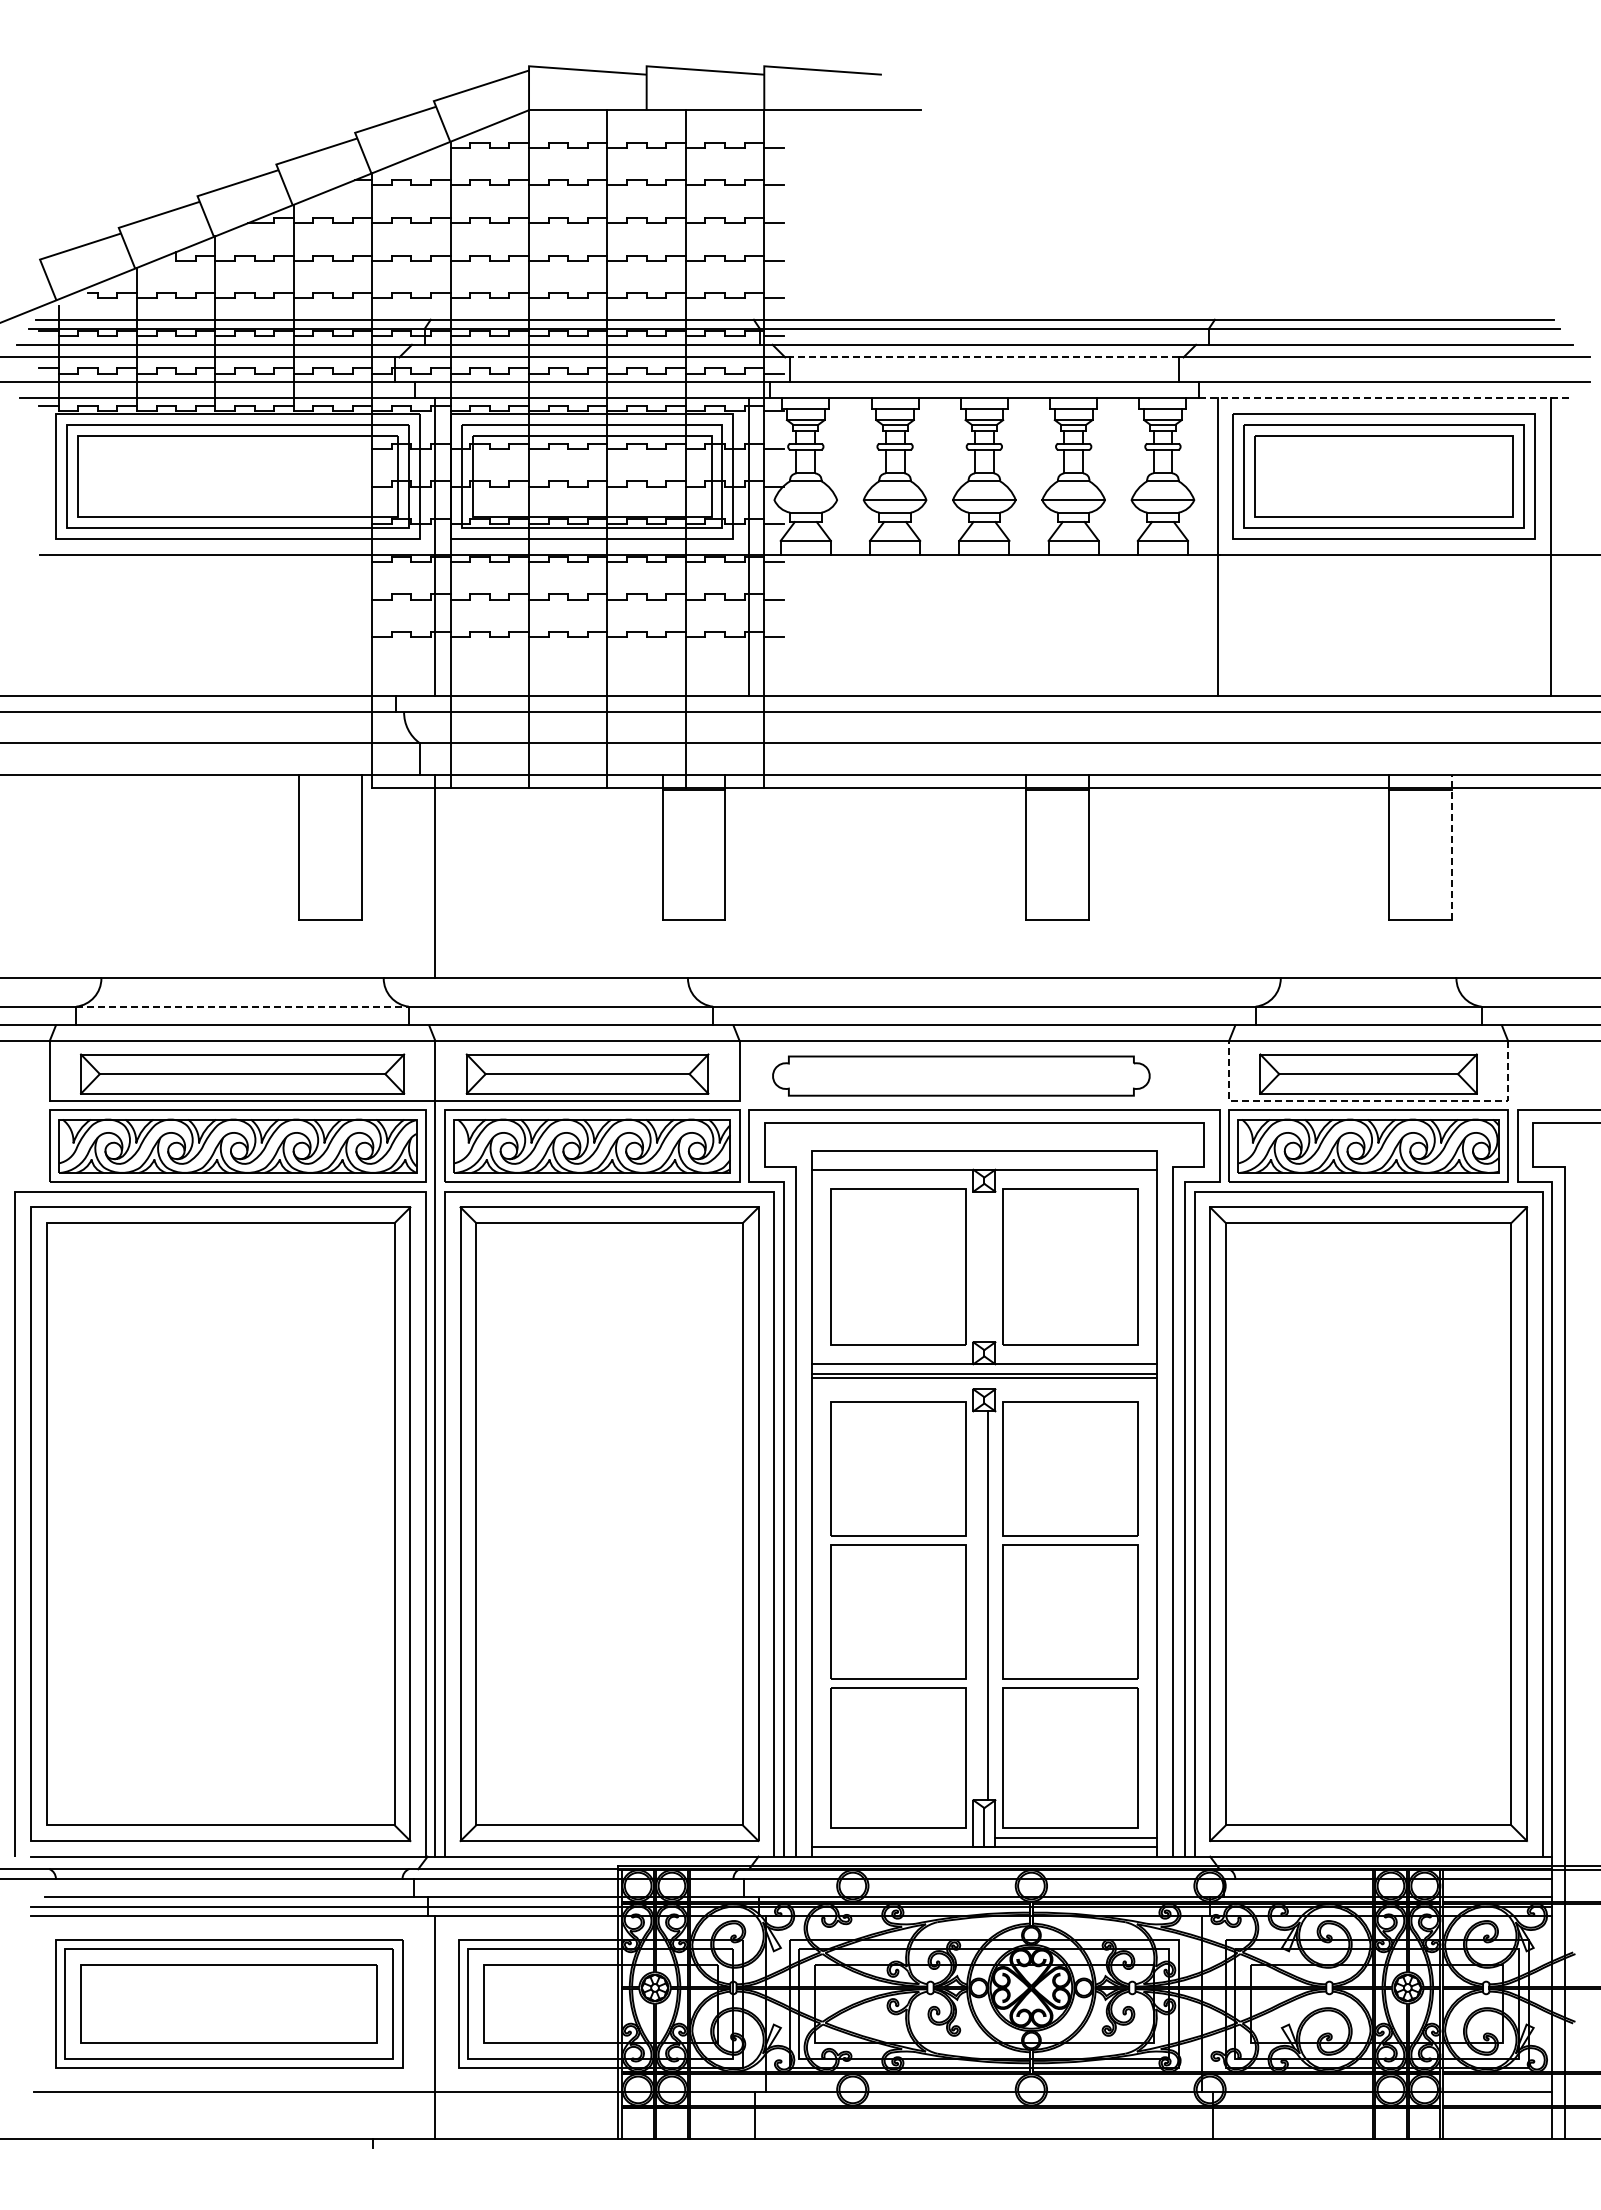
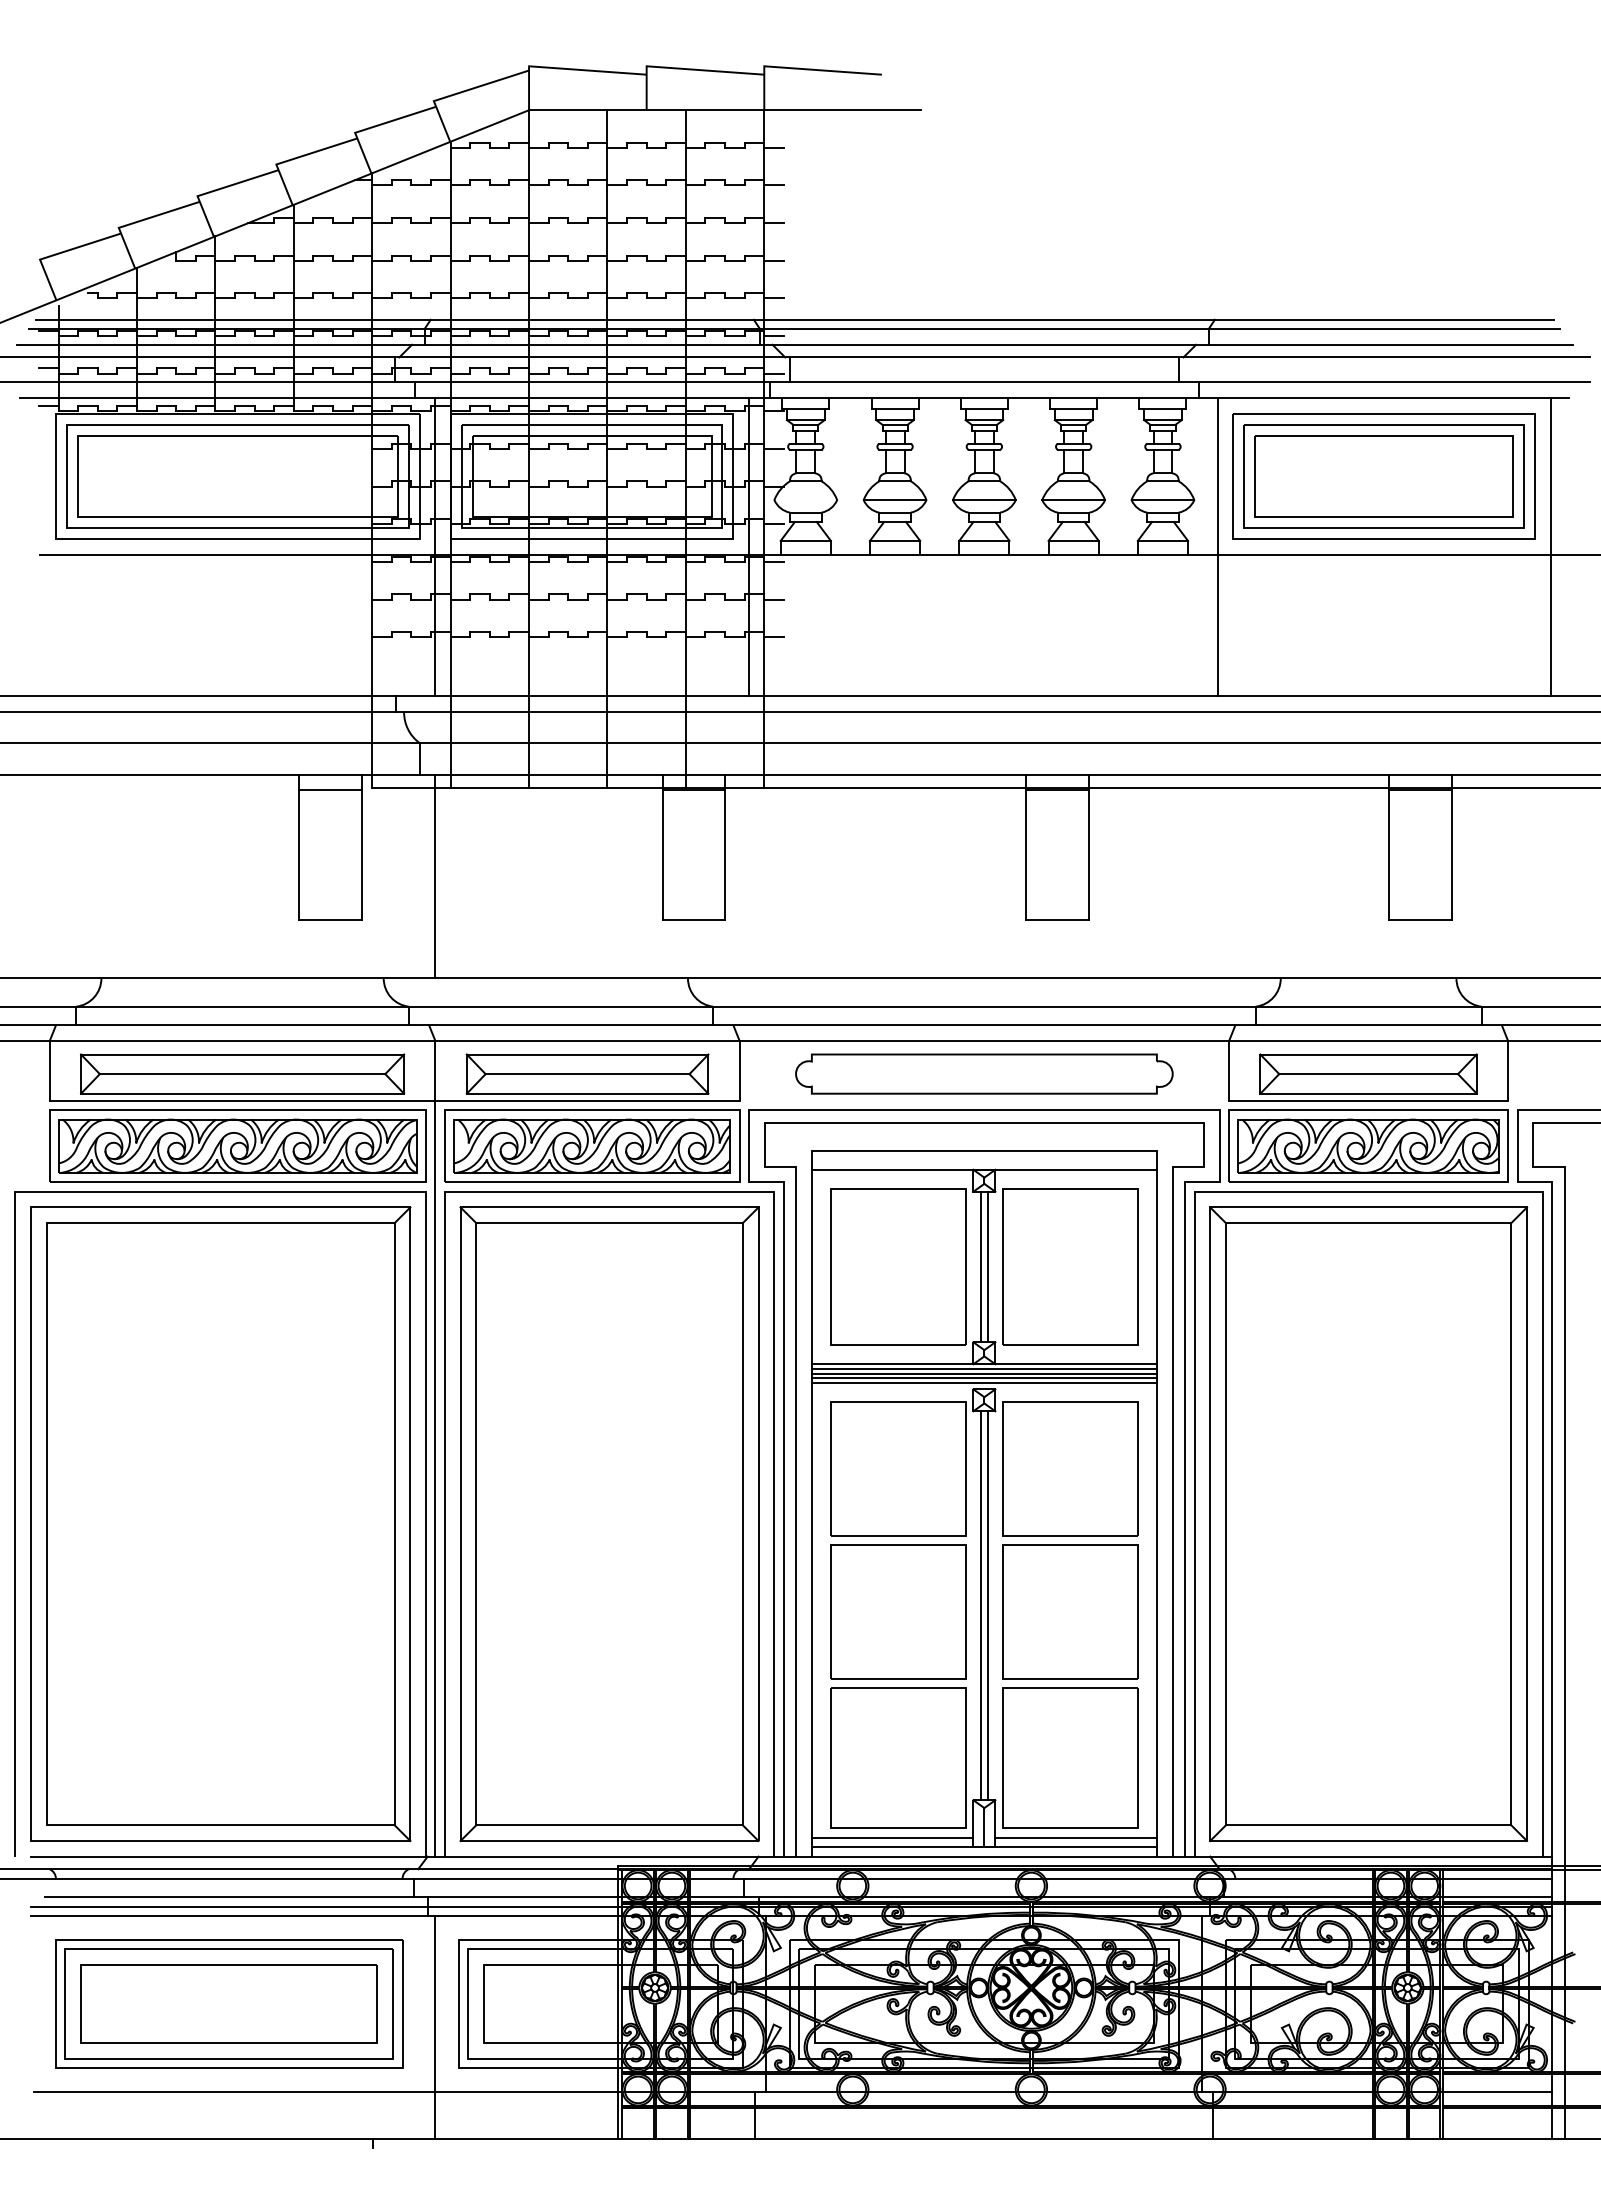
line: dashed -> solid (983, 357)
line: dashed -> solid (1384, 398)
line: none -> present (330, 790)
line: dashed -> solid (1452, 847)
line: dashed -> solid (243, 1006)
part position: (961, 1075) -> (984, 1073) (984, 1073)
line: dashed -> solid (1368, 1100)
line: none -> present (981, 1266)
line: none -> present (987, 1266)
line: none -> present (983, 1368)
line: none -> present (983, 1383)
line: none -> present (981, 1605)
line: none -> present (892, 1837)
